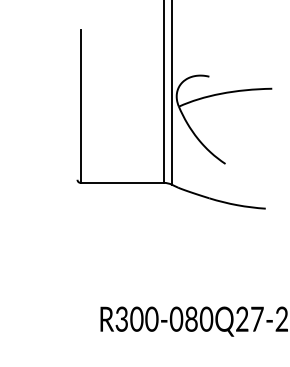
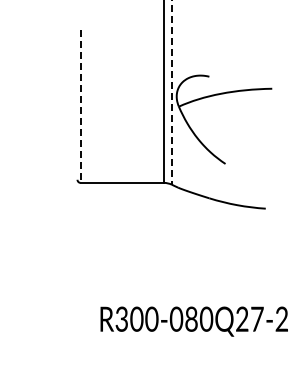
line: solid -> dashed (172, 92)
line: solid -> dashed (80, 107)
